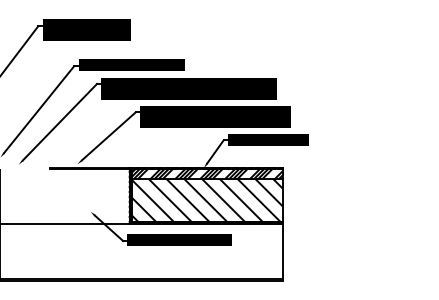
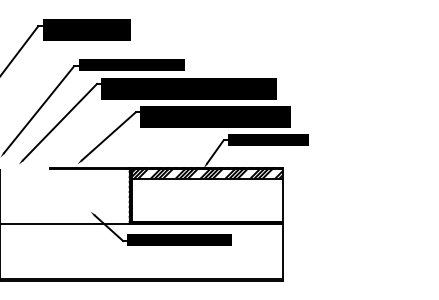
hatch: present -> none (206, 200)
